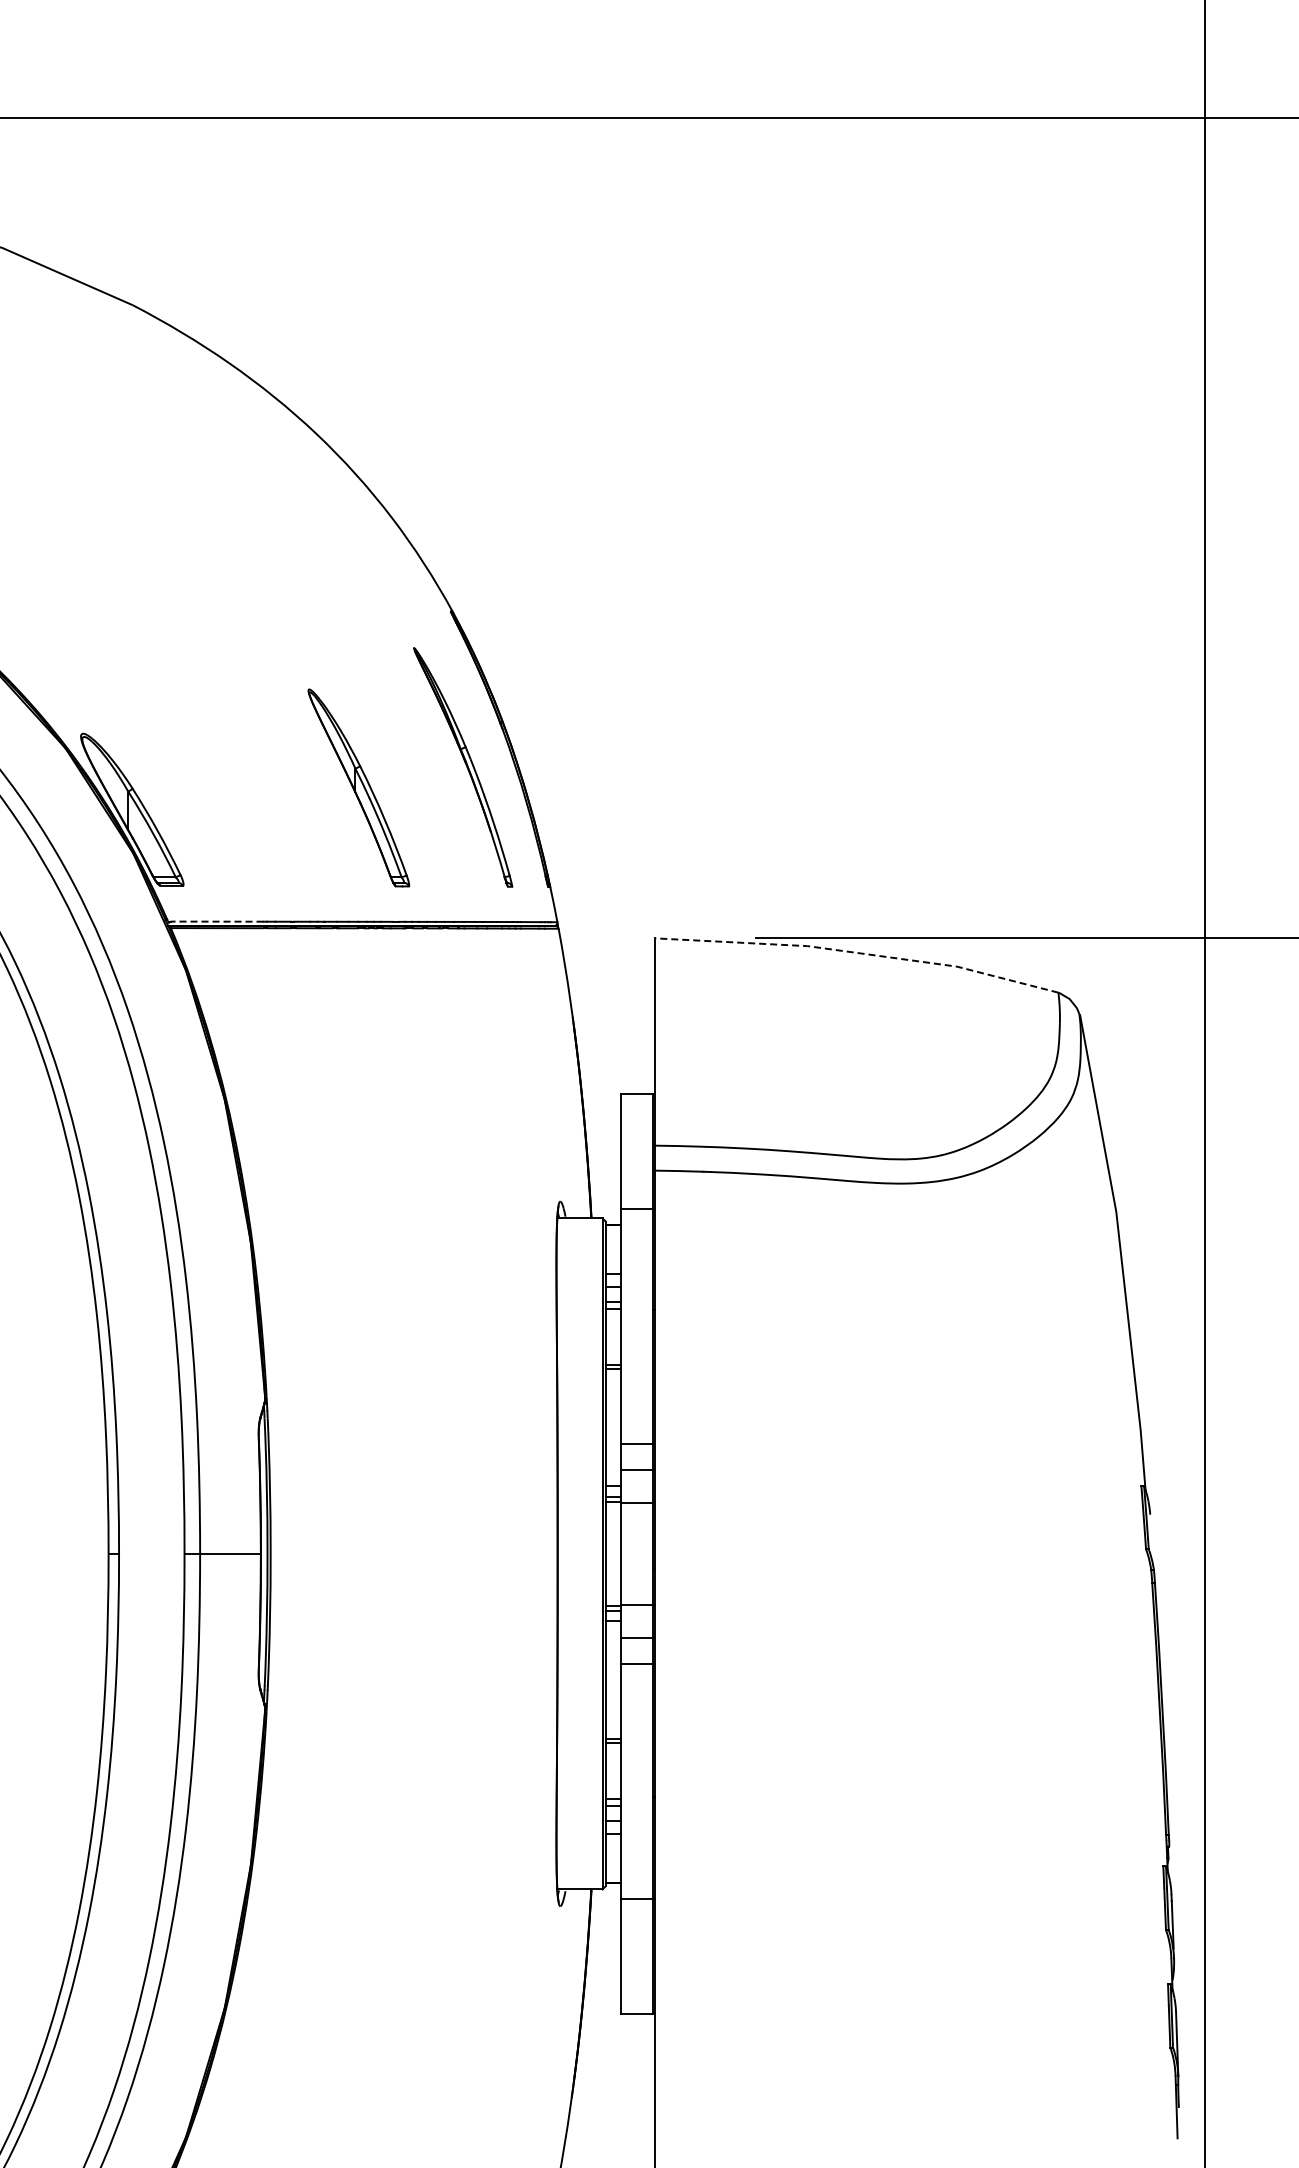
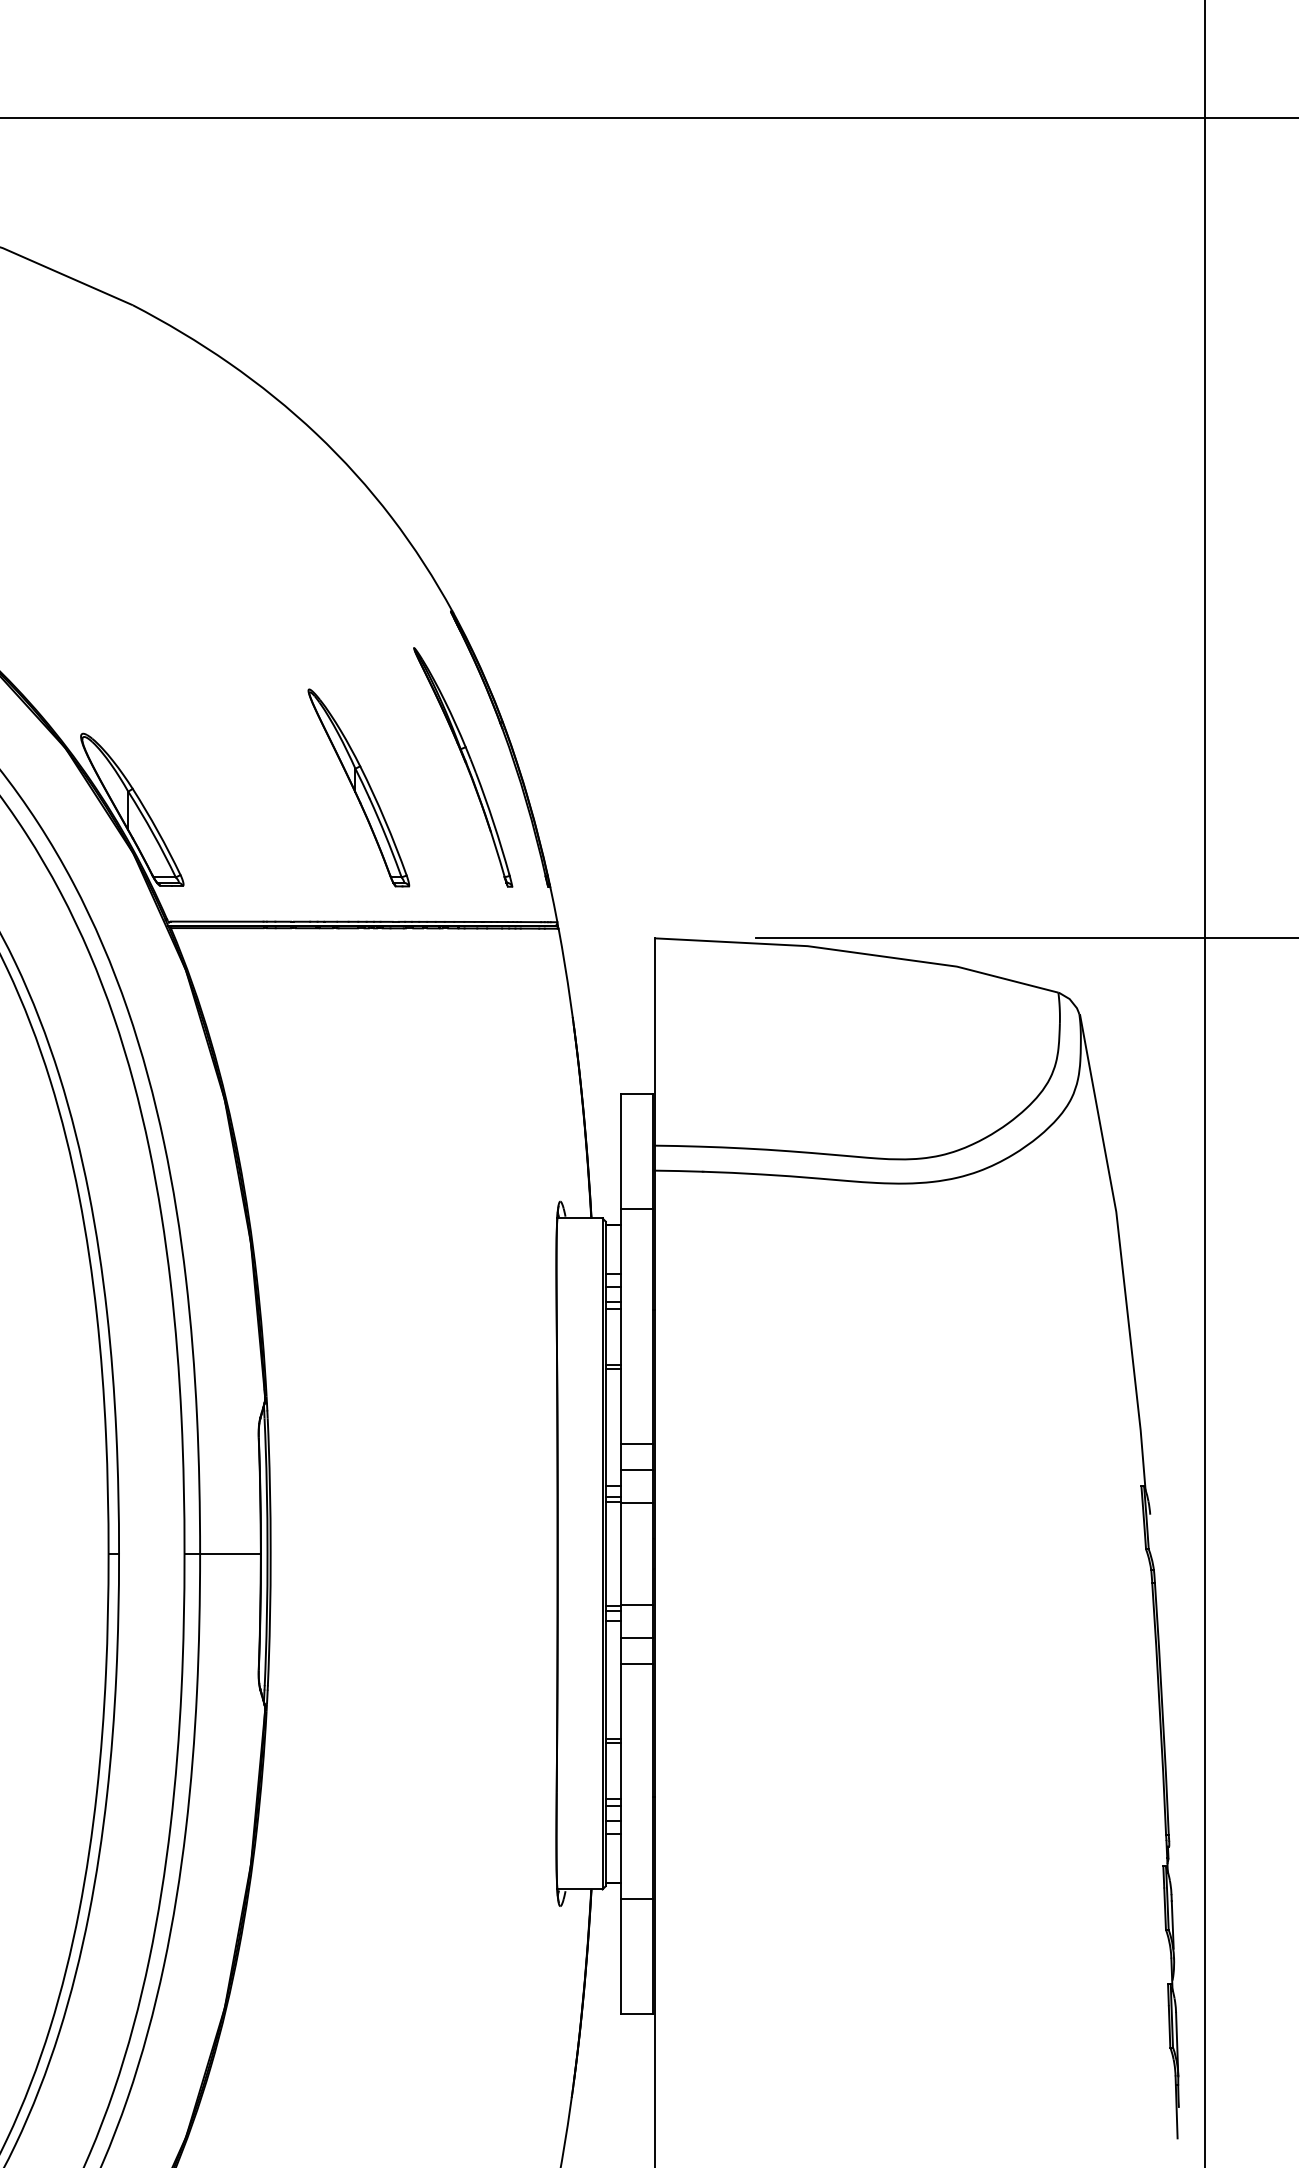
line: dashed -> solid (216, 921)
line: dashed -> solid (858, 953)
